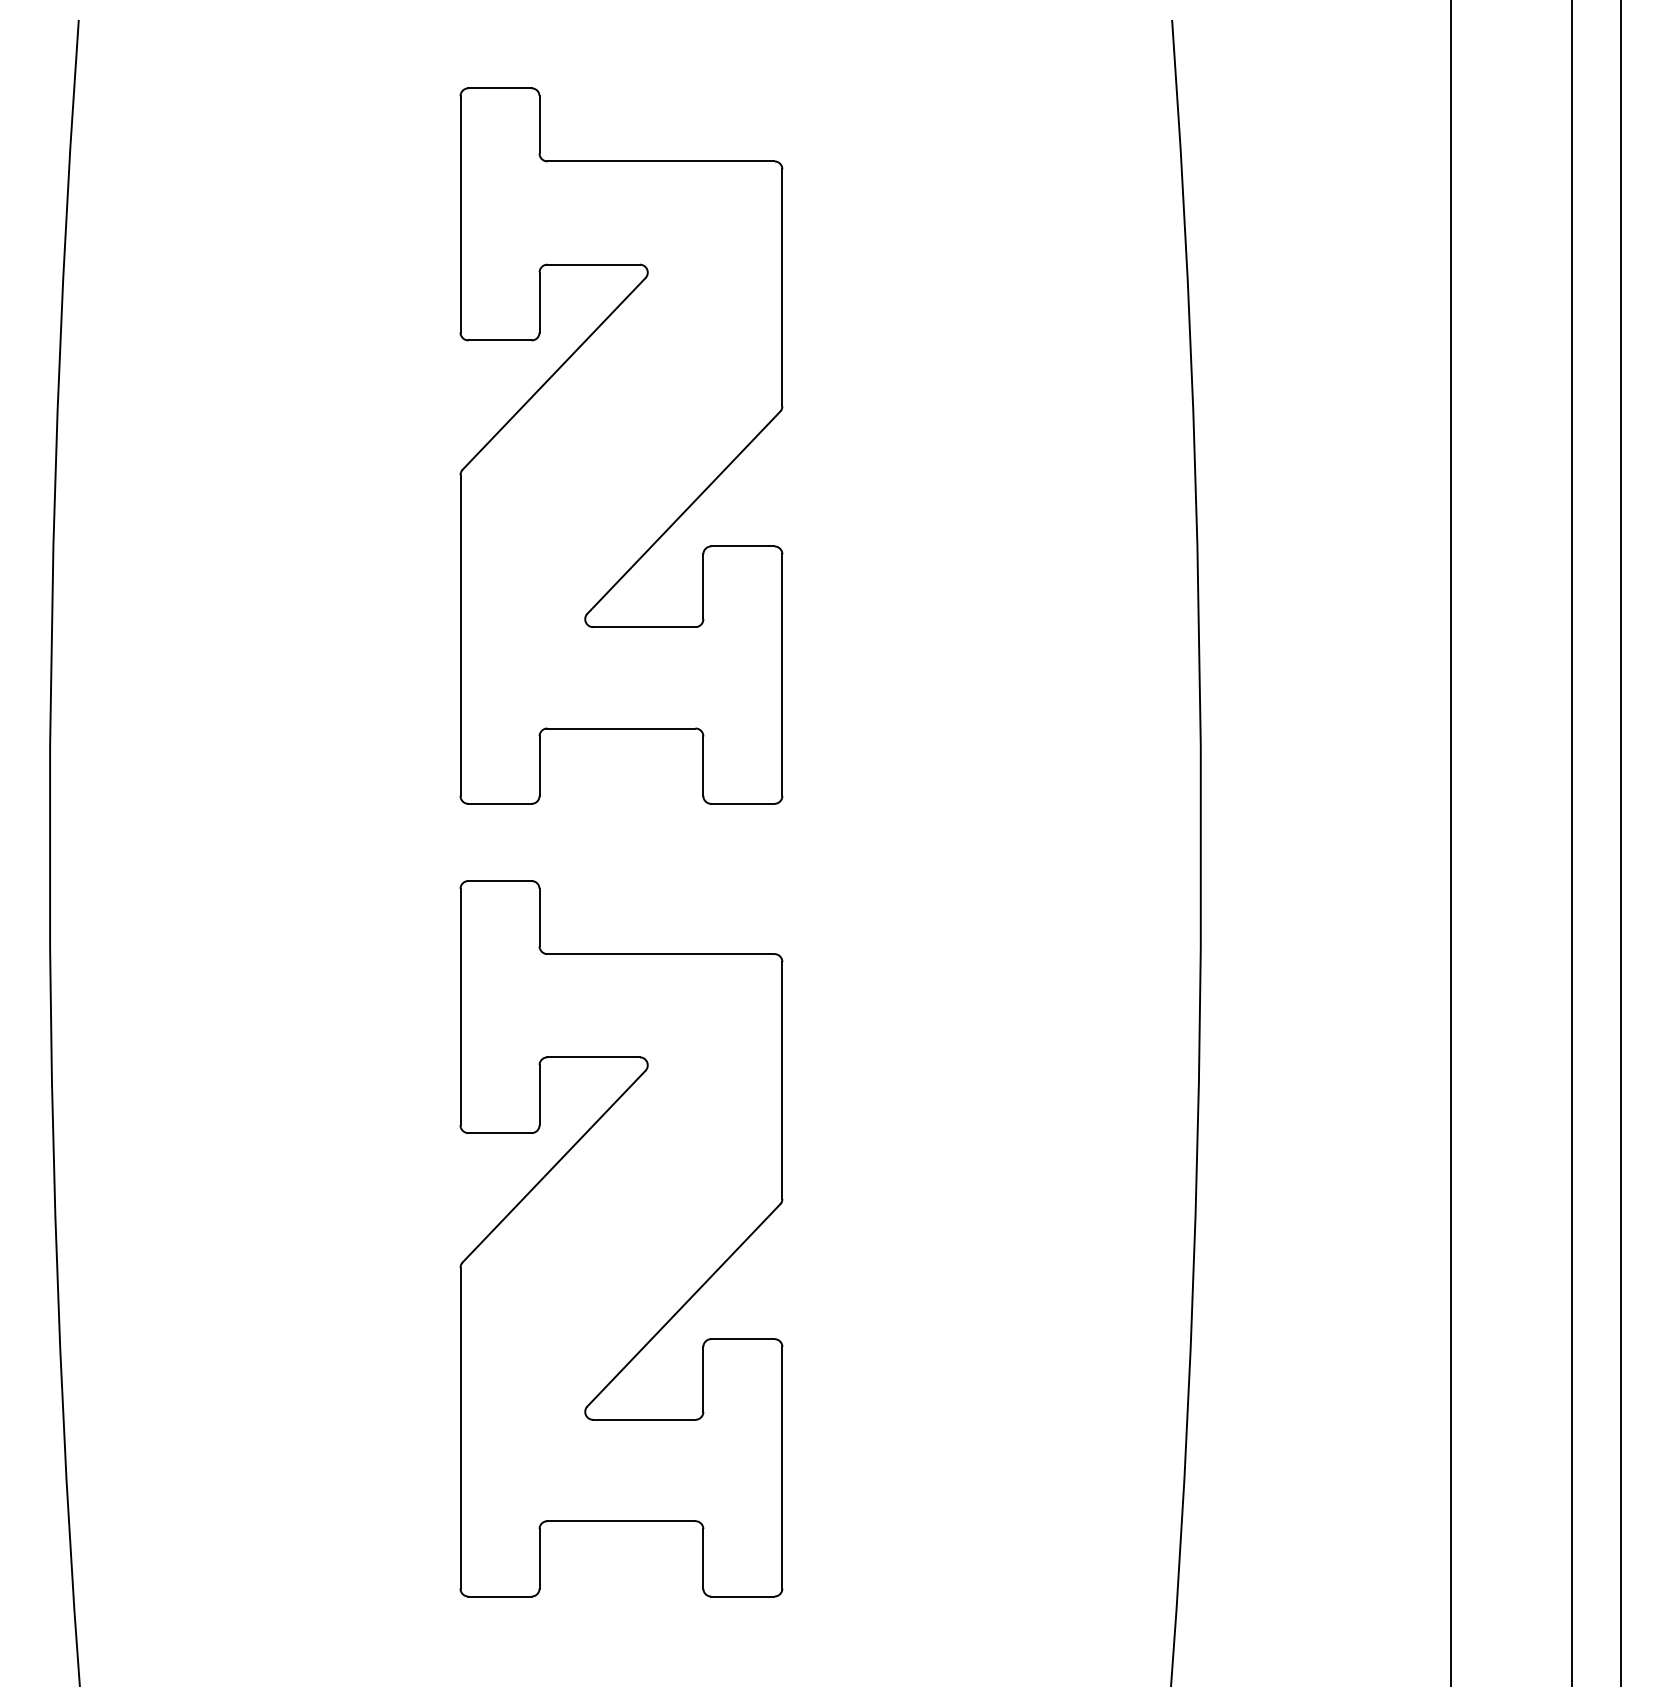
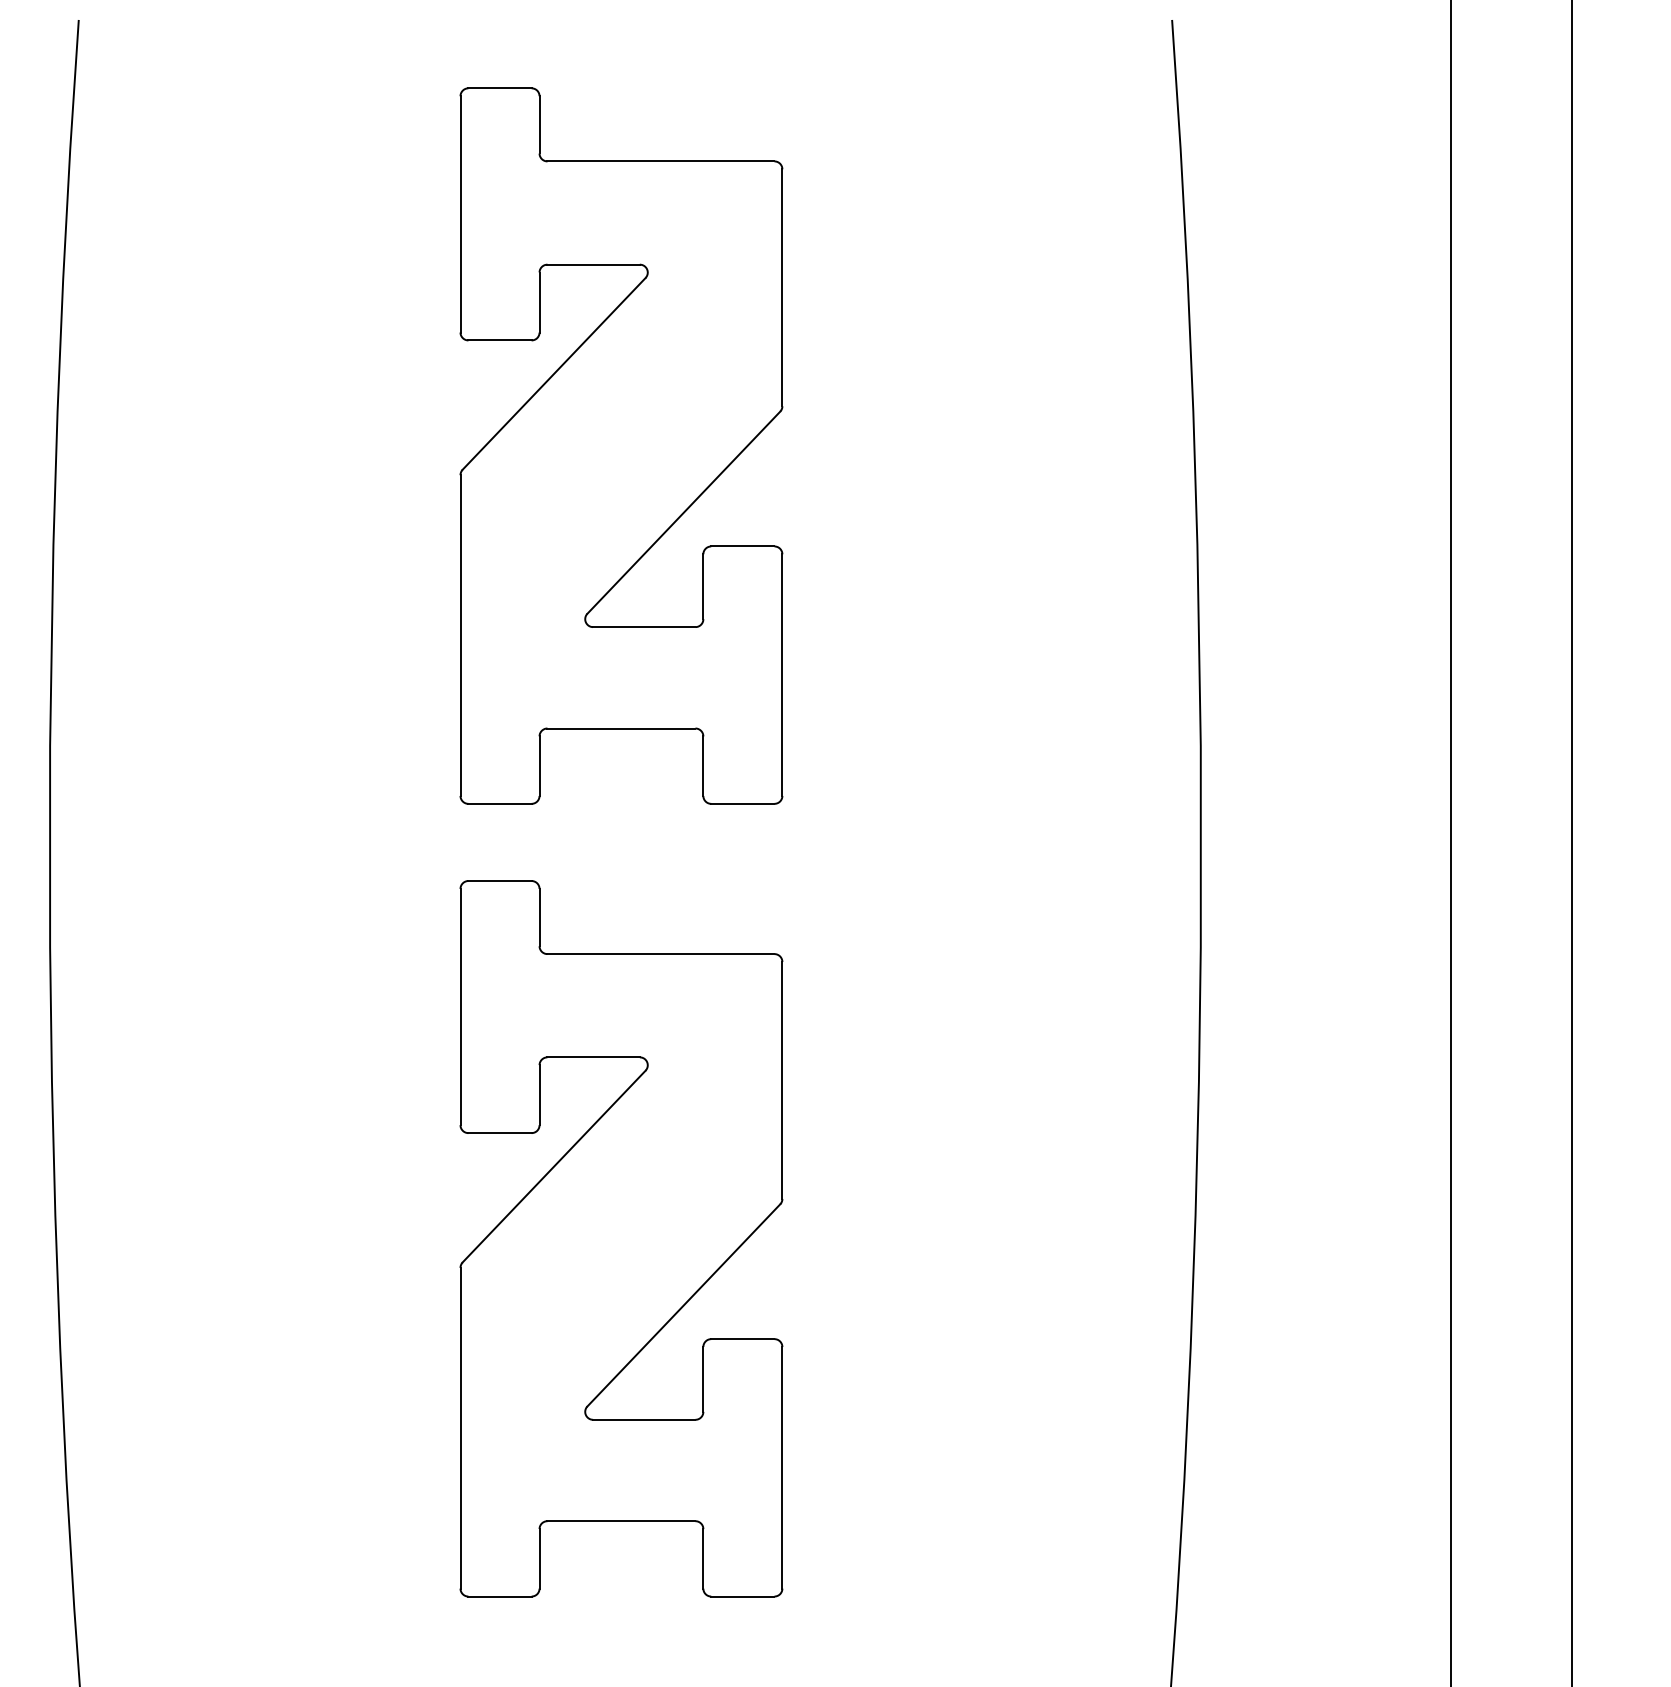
line: present -> none (1620, 842)
